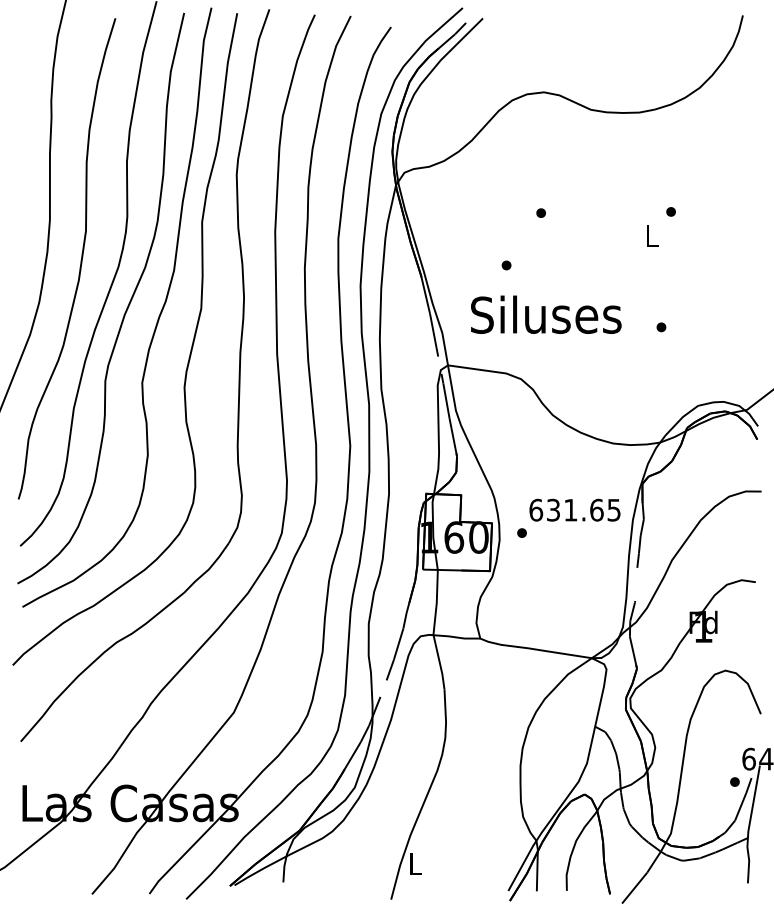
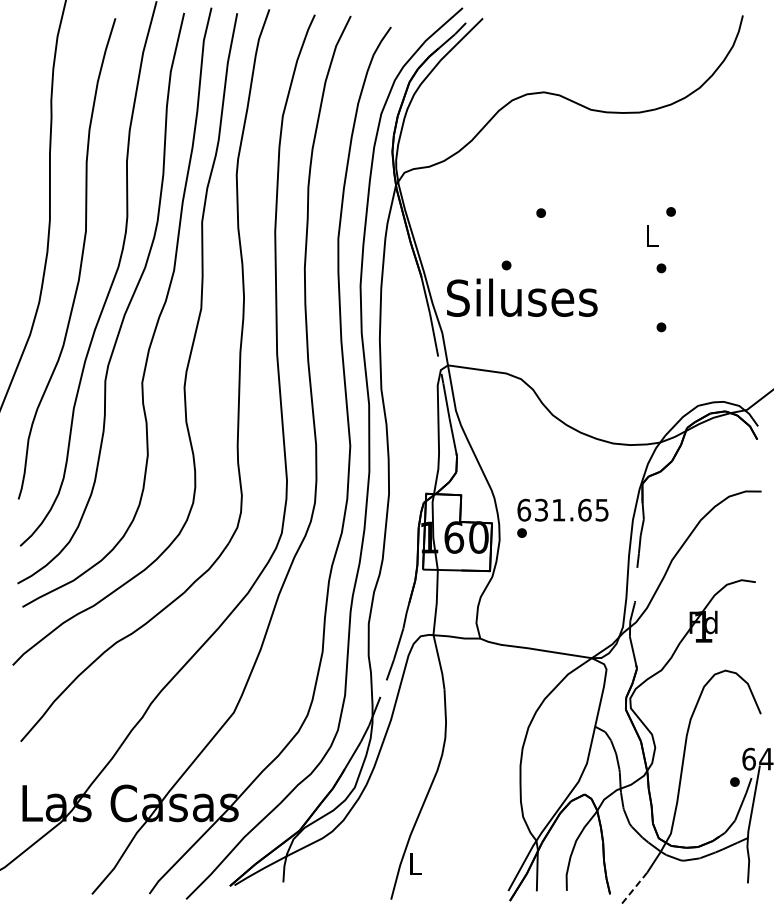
part: none -> present (661, 268)
text position: (546, 314) -> (522, 297) (522, 297)
text position: (574, 509) -> (562, 509) (562, 509)
line: solid -> dashed (634, 888)
